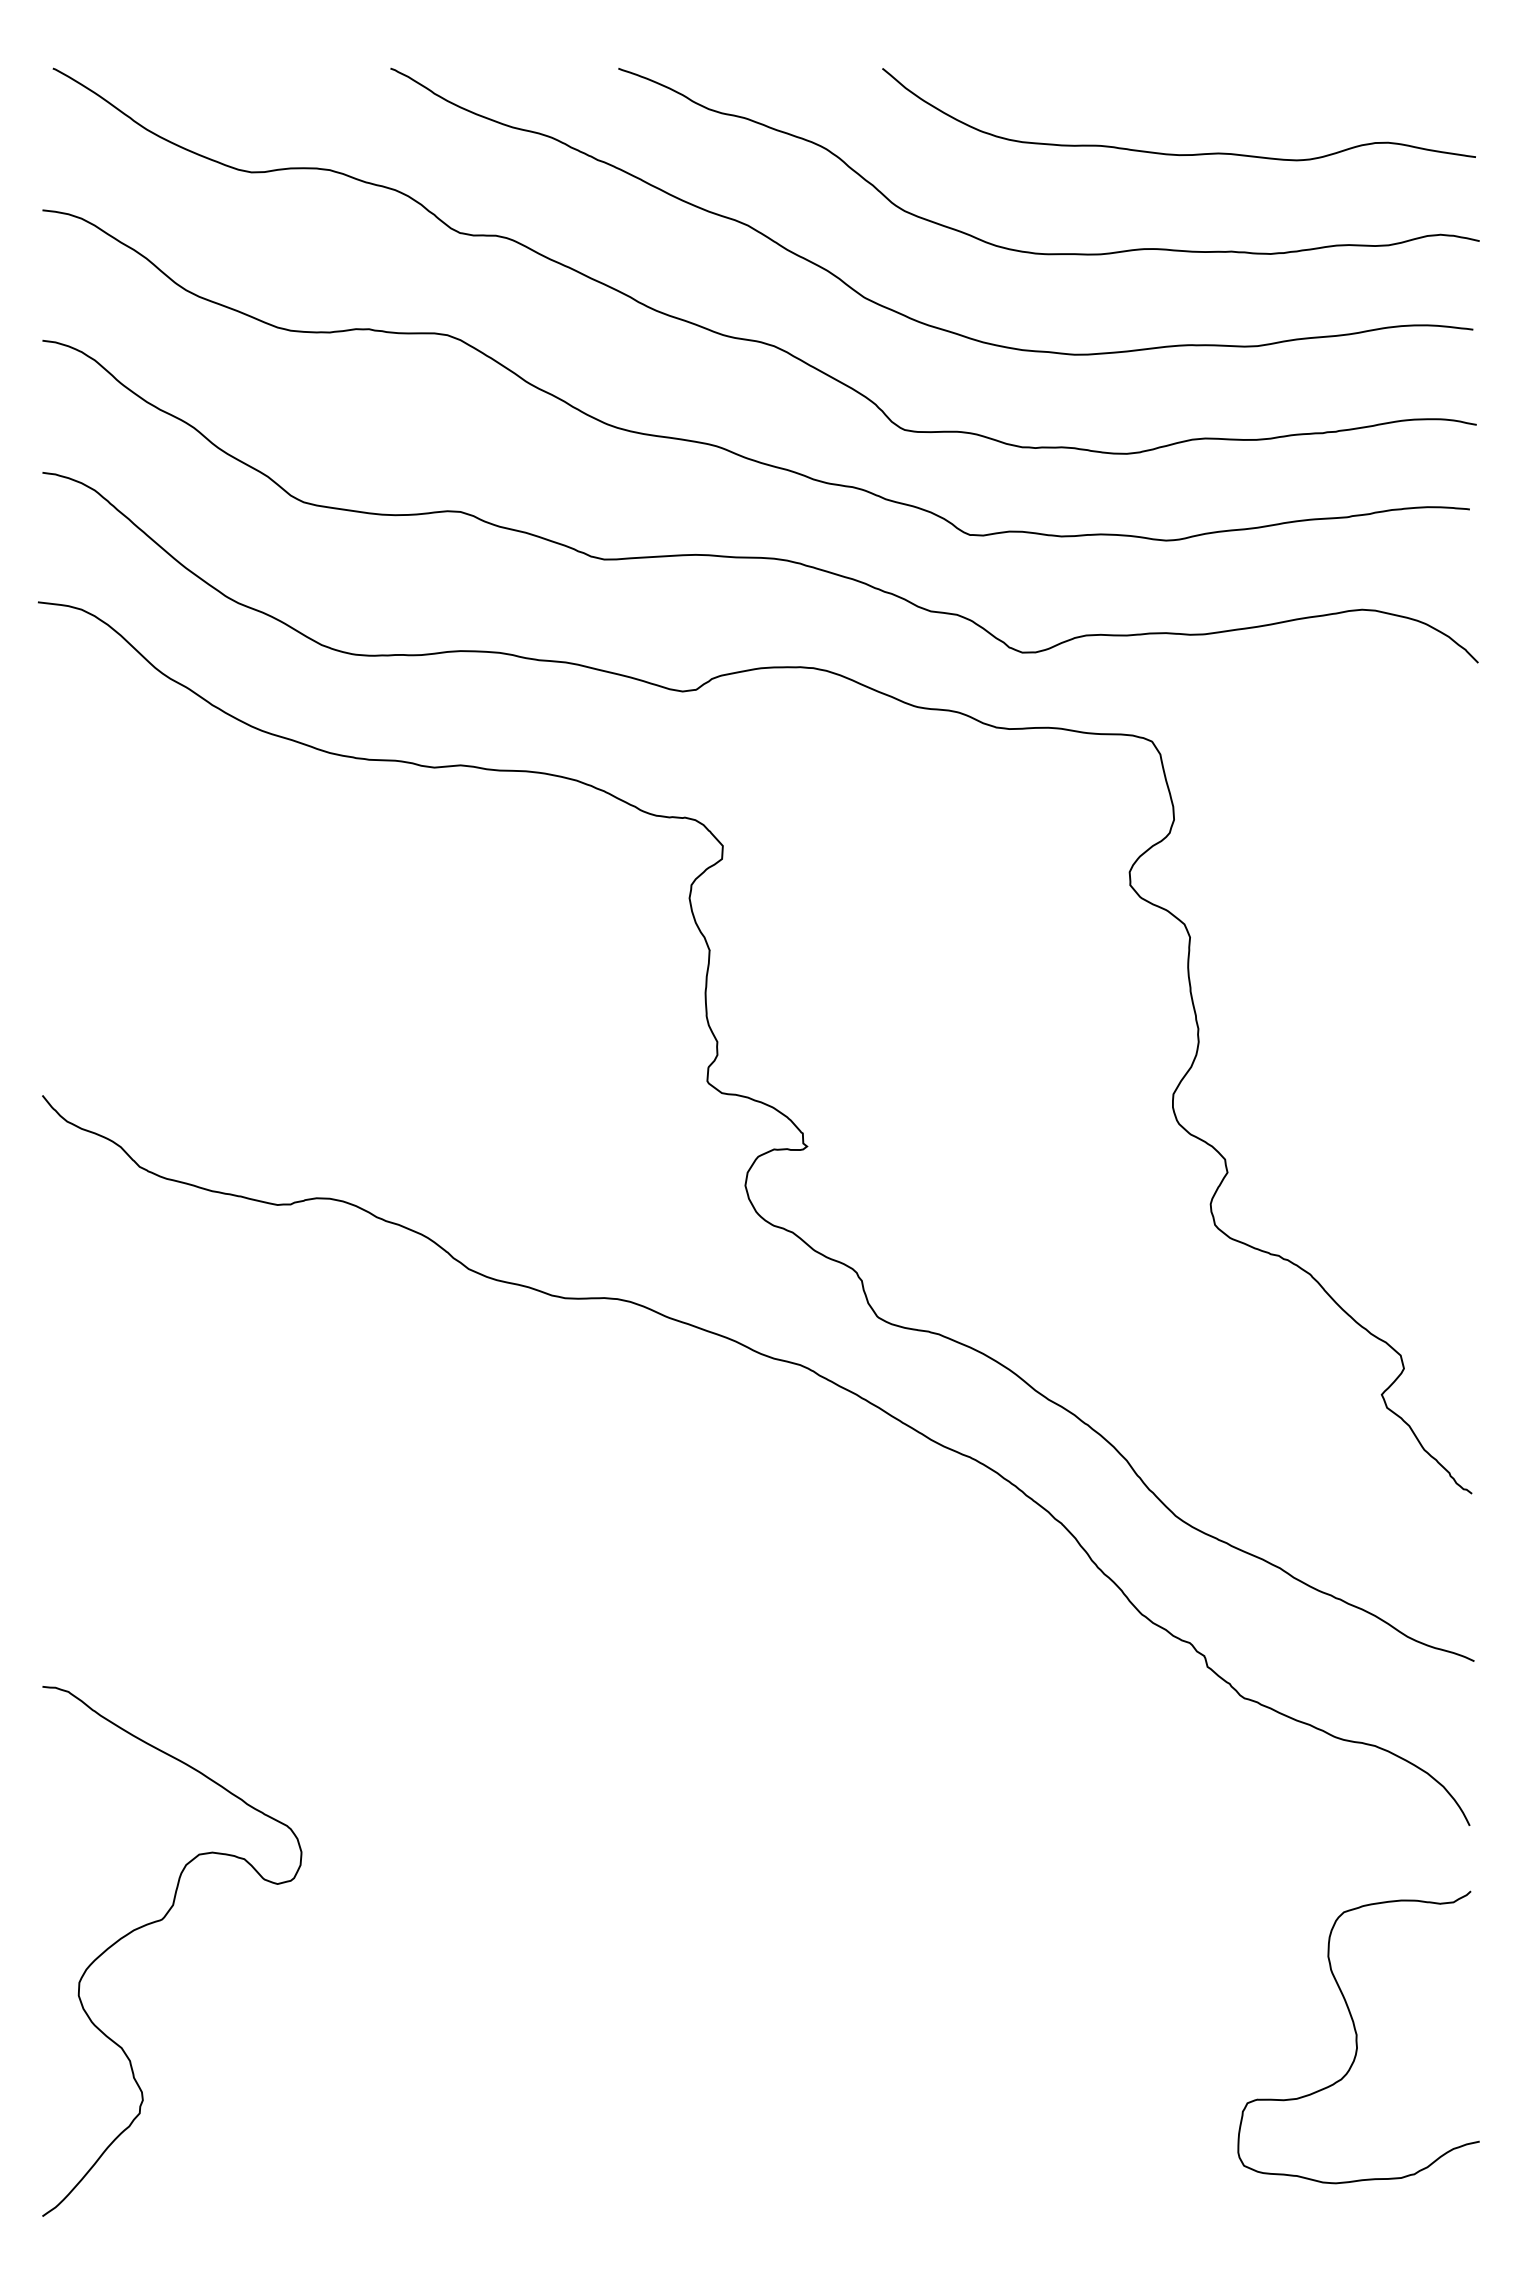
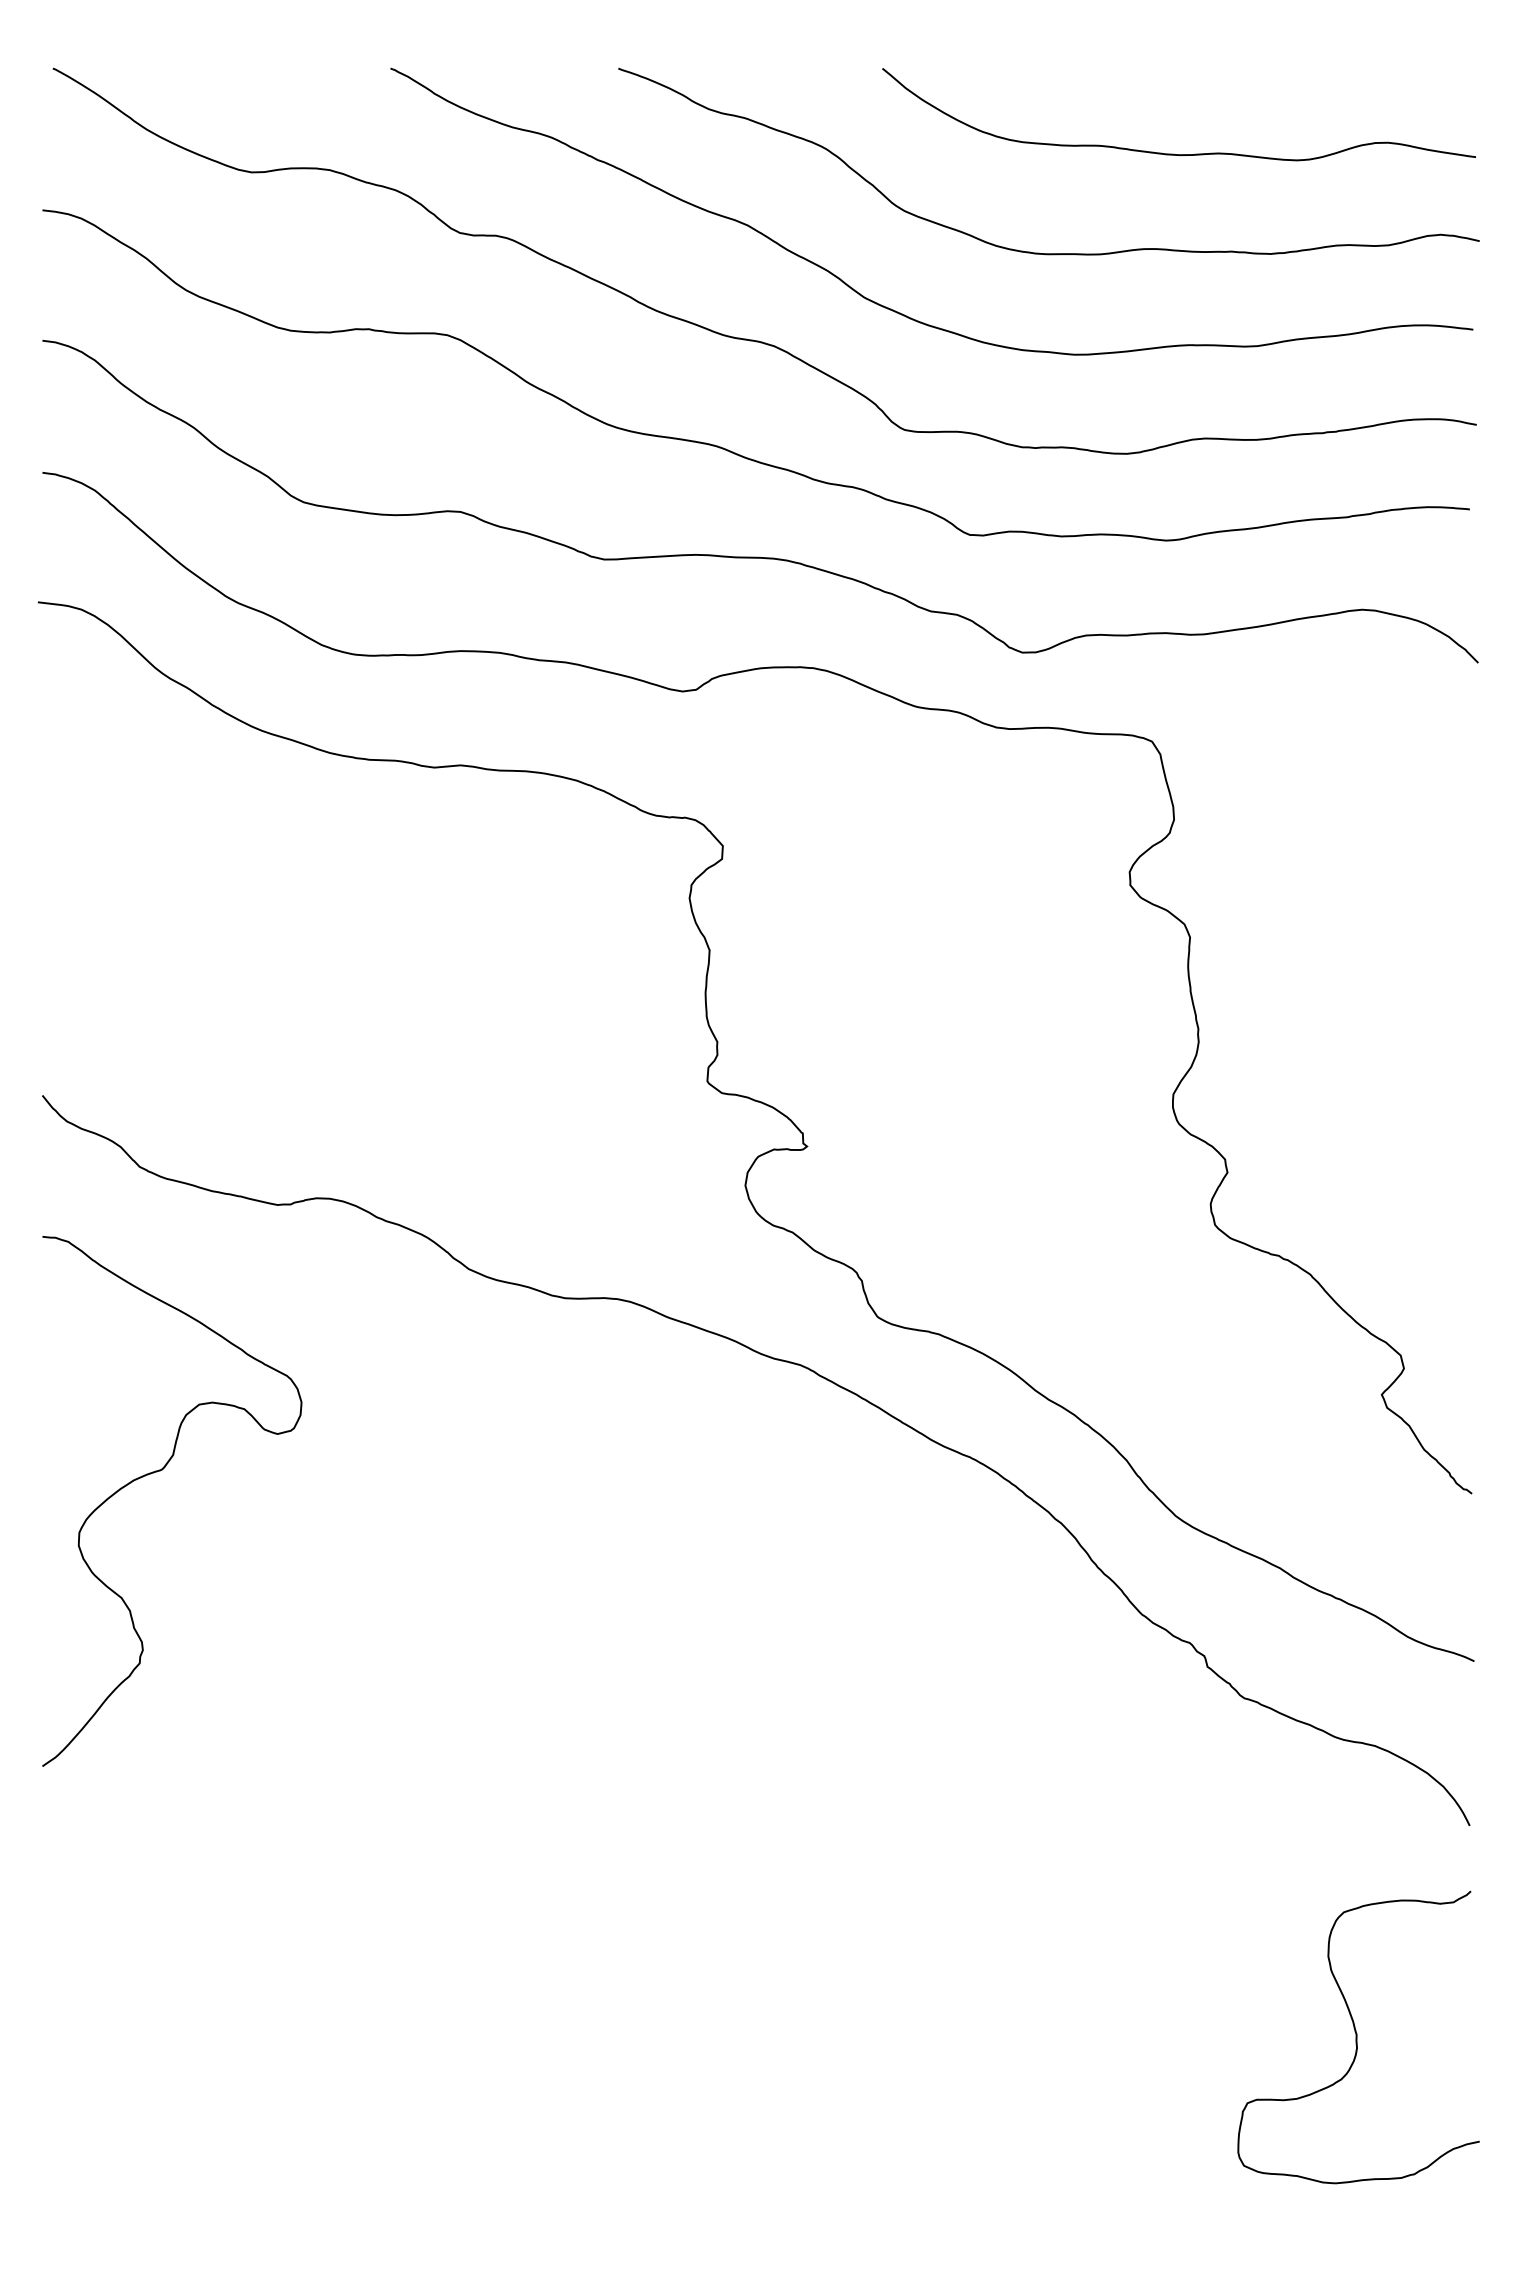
curve position: (160, 1921) -> (160, 1471) (160, 1471)
